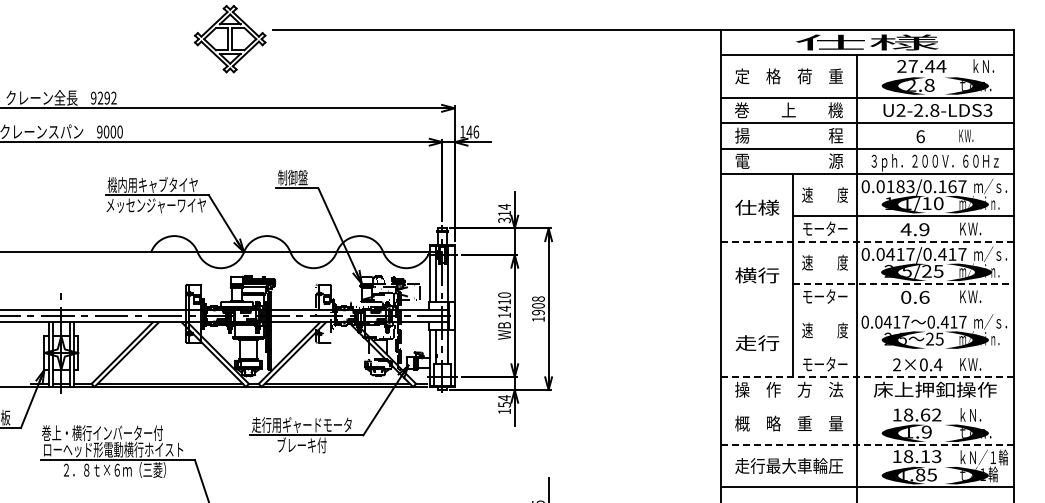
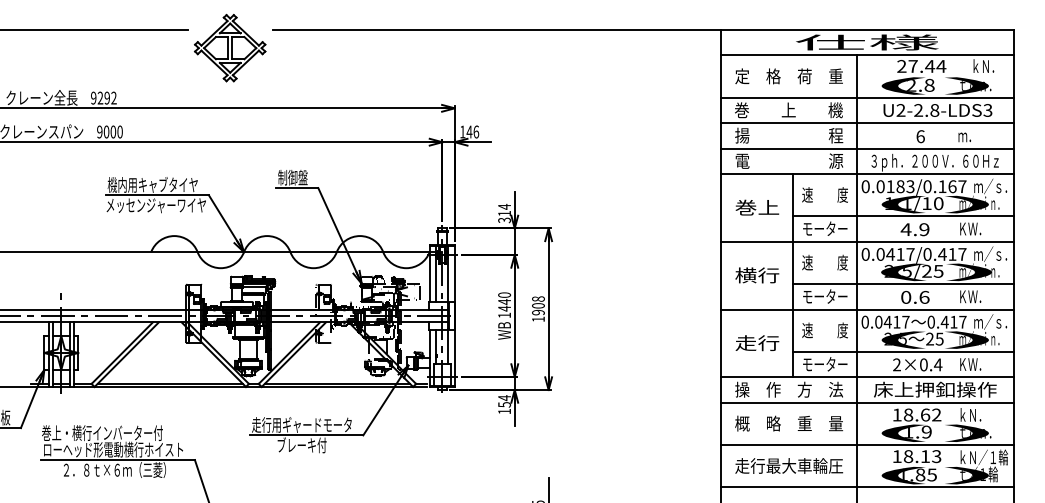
line: none -> present (94, 30)
part position: (230, 38) -> (230, 47) (230, 47)
text: ＫＷ． -> ｍ． (965, 135)
text: 仕様 -> 巻上 (757, 207)
line: dashed -> solid (868, 241)
line: dashed -> solid (904, 284)
text: 1410 -> 1440 (504, 301)
line: none -> present (867, 309)
line: none -> present (903, 351)
line: dashed -> solid (868, 377)
line: none -> present (867, 402)
line: dashed -> solid (868, 445)
